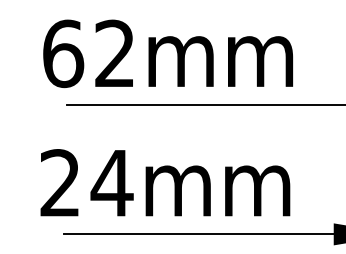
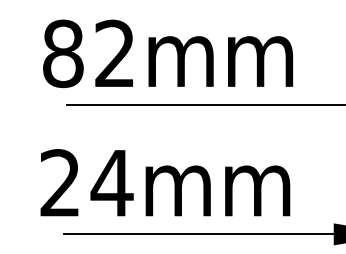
text: 62mm -> 82mm (63, 53)
